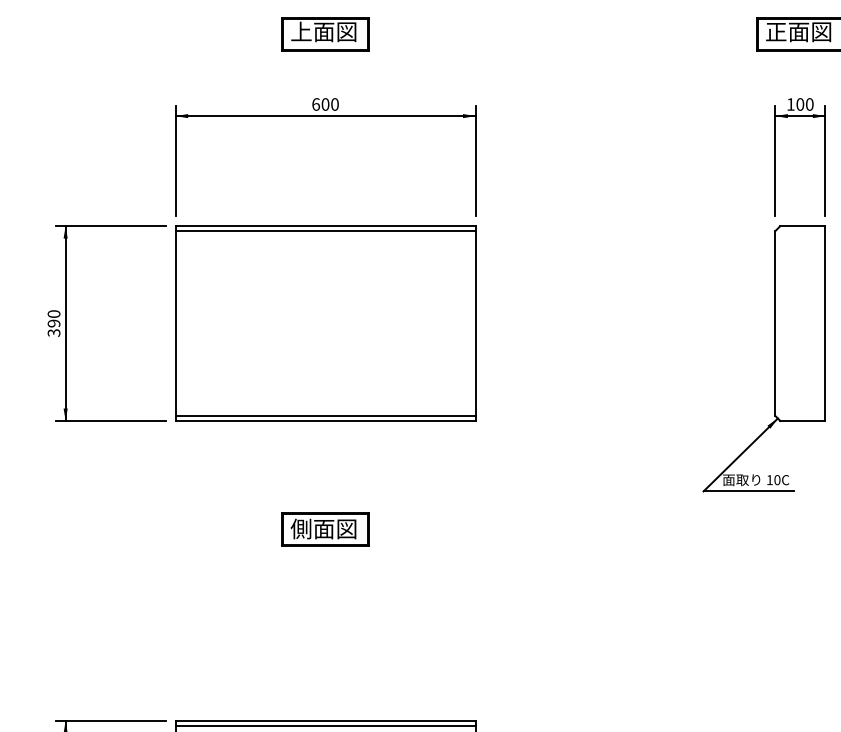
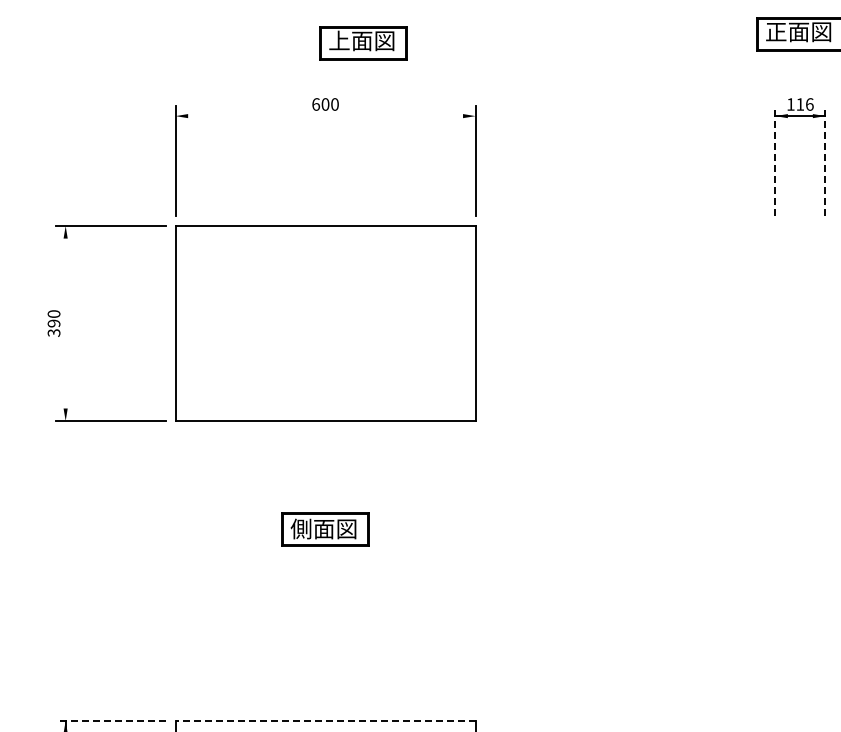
part position: (325, 34) -> (363, 43) (363, 43)
text: 100 -> 116 (804, 104)
line: present -> none (325, 116)
line: solid -> dashed (775, 161)
line: solid -> dashed (825, 161)
line: present -> none (325, 231)
line: present -> none (65, 323)
part: present -> none (774, 358)
line: present -> none (325, 416)
line: solid -> dashed (110, 720)
line: solid -> dashed (325, 720)
line: present -> none (325, 725)
